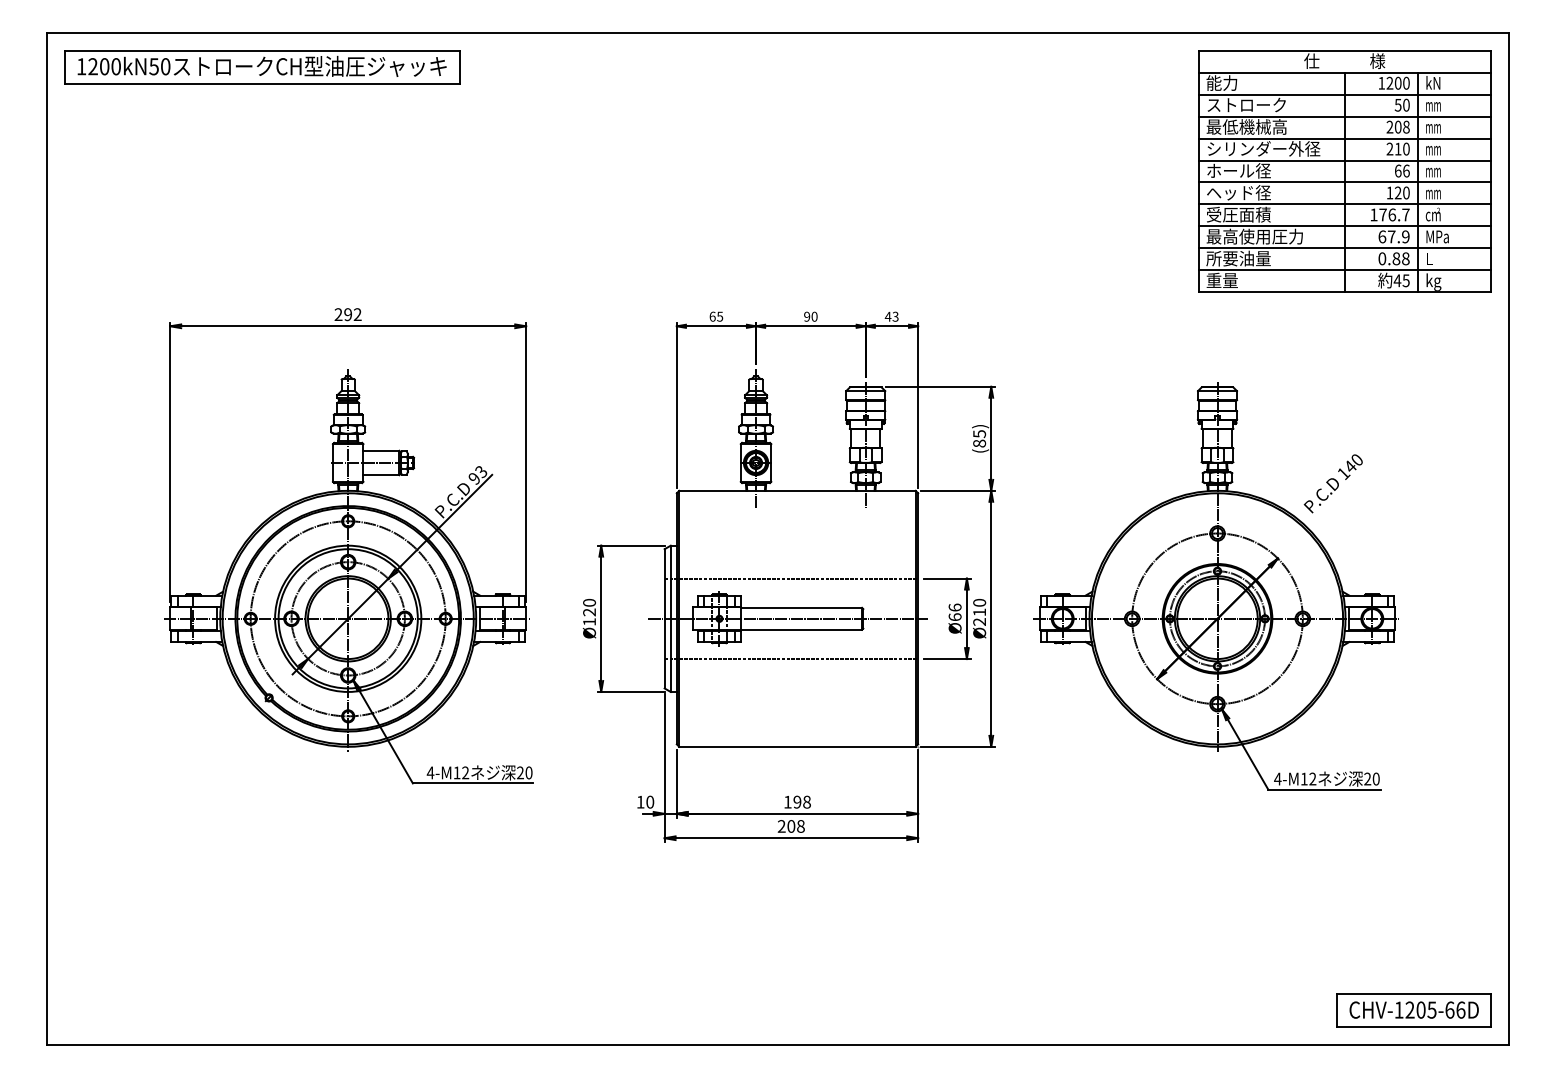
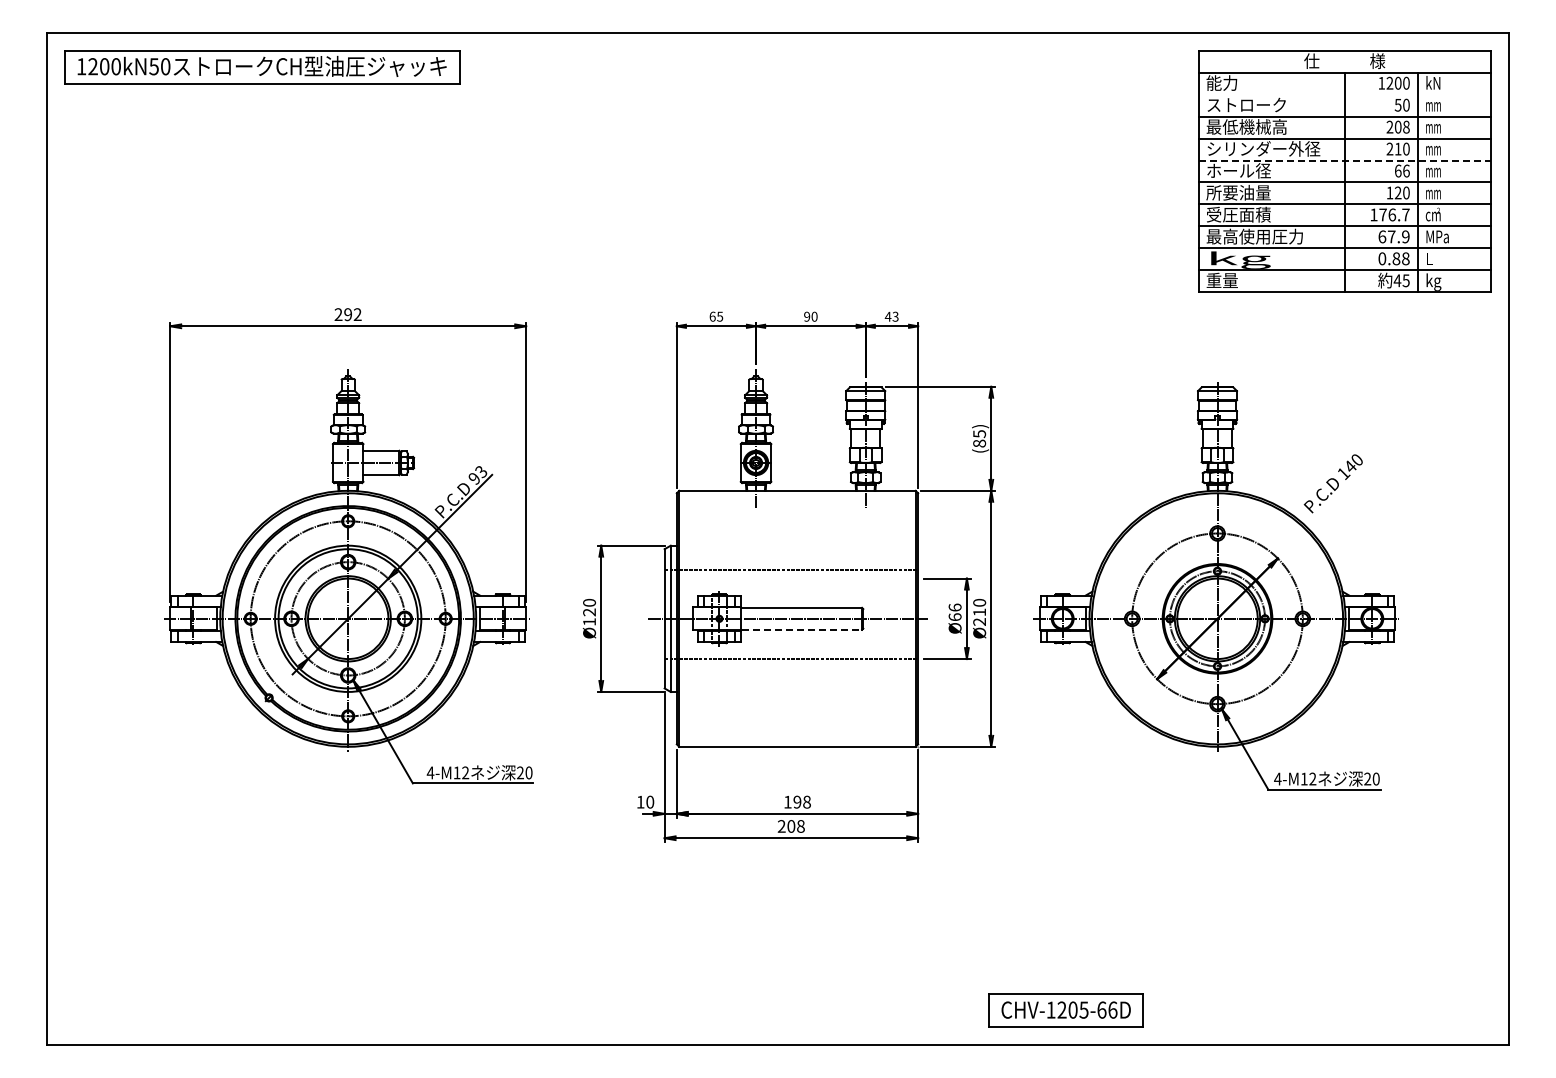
line: present -> none (1344, 94)
line: solid -> dashed (1345, 160)
text: ヘッド径 -> 所要油量 (1238, 192)
text: 所要油量 -> kg (1238, 259)
line position: (791, 578) -> (791, 569) (791, 569)
line: solid -> dashed (802, 629)
part position: (1413, 1010) -> (1065, 1010) (1065, 1010)
